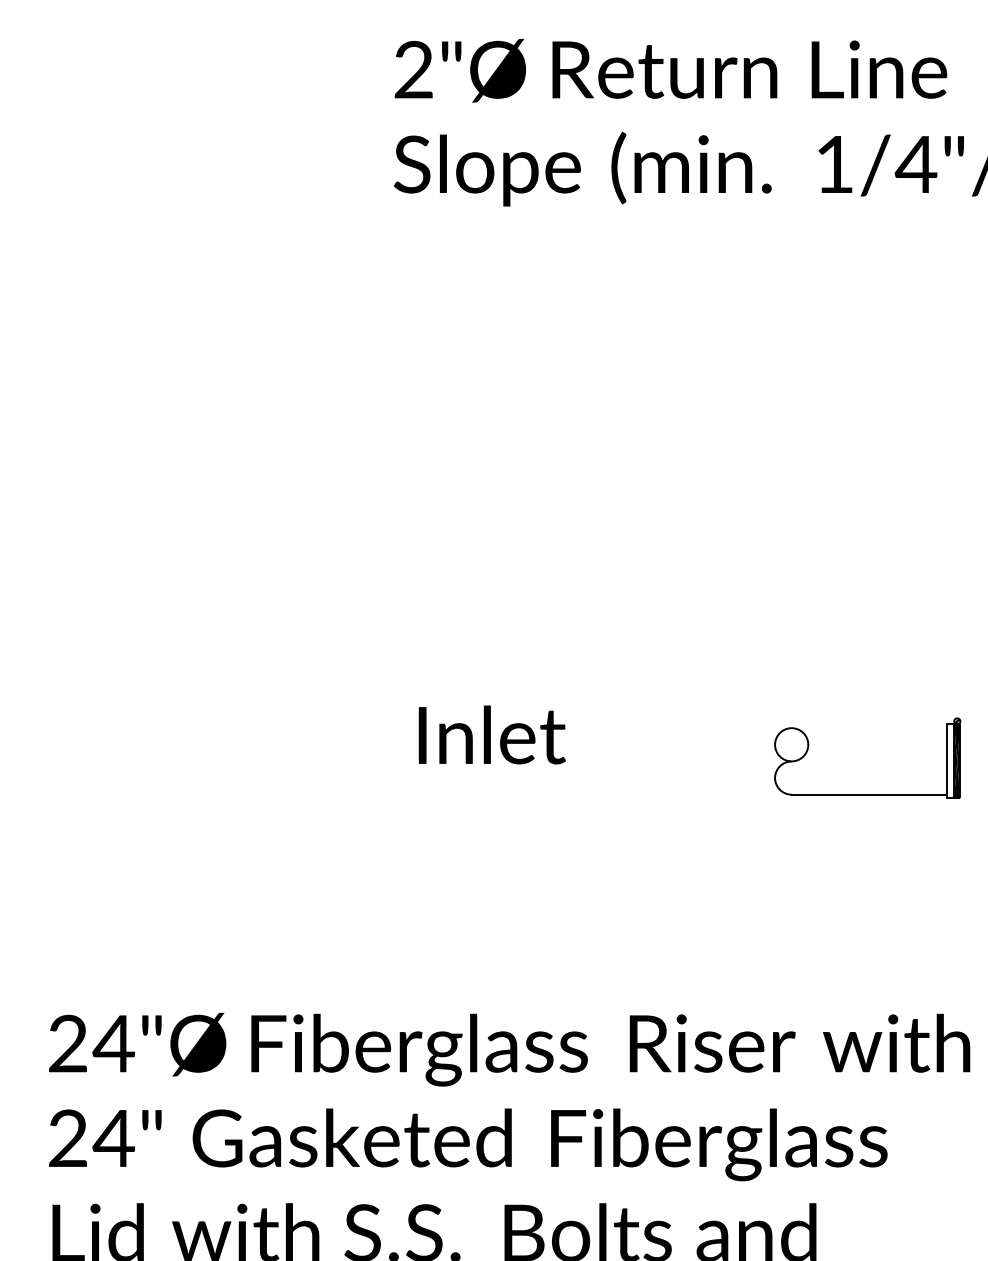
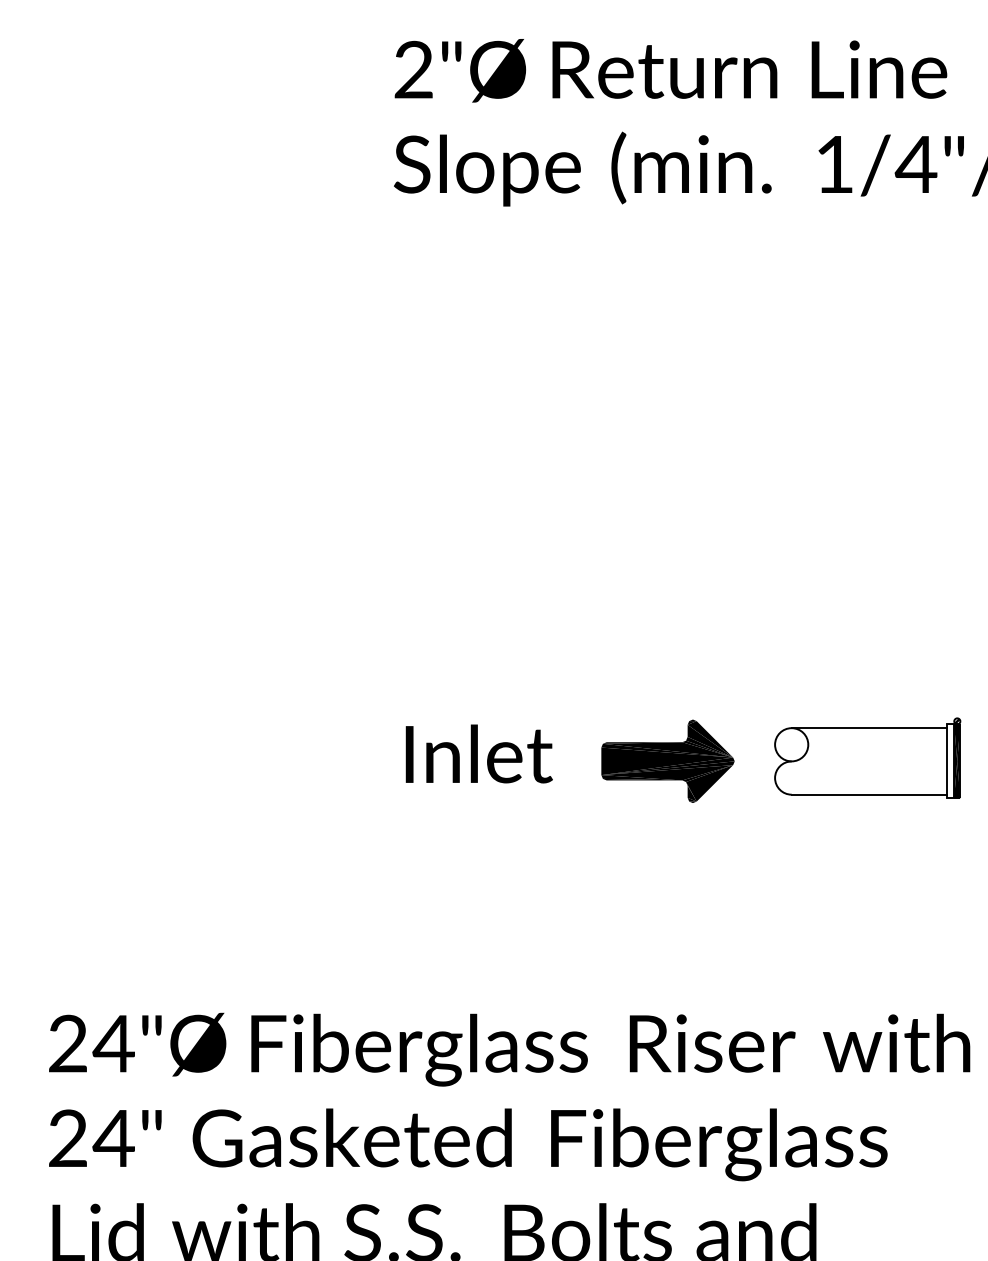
line: none -> present (868, 728)
text position: (491, 734) -> (478, 753) (478, 753)
part: none -> present (667, 760)
